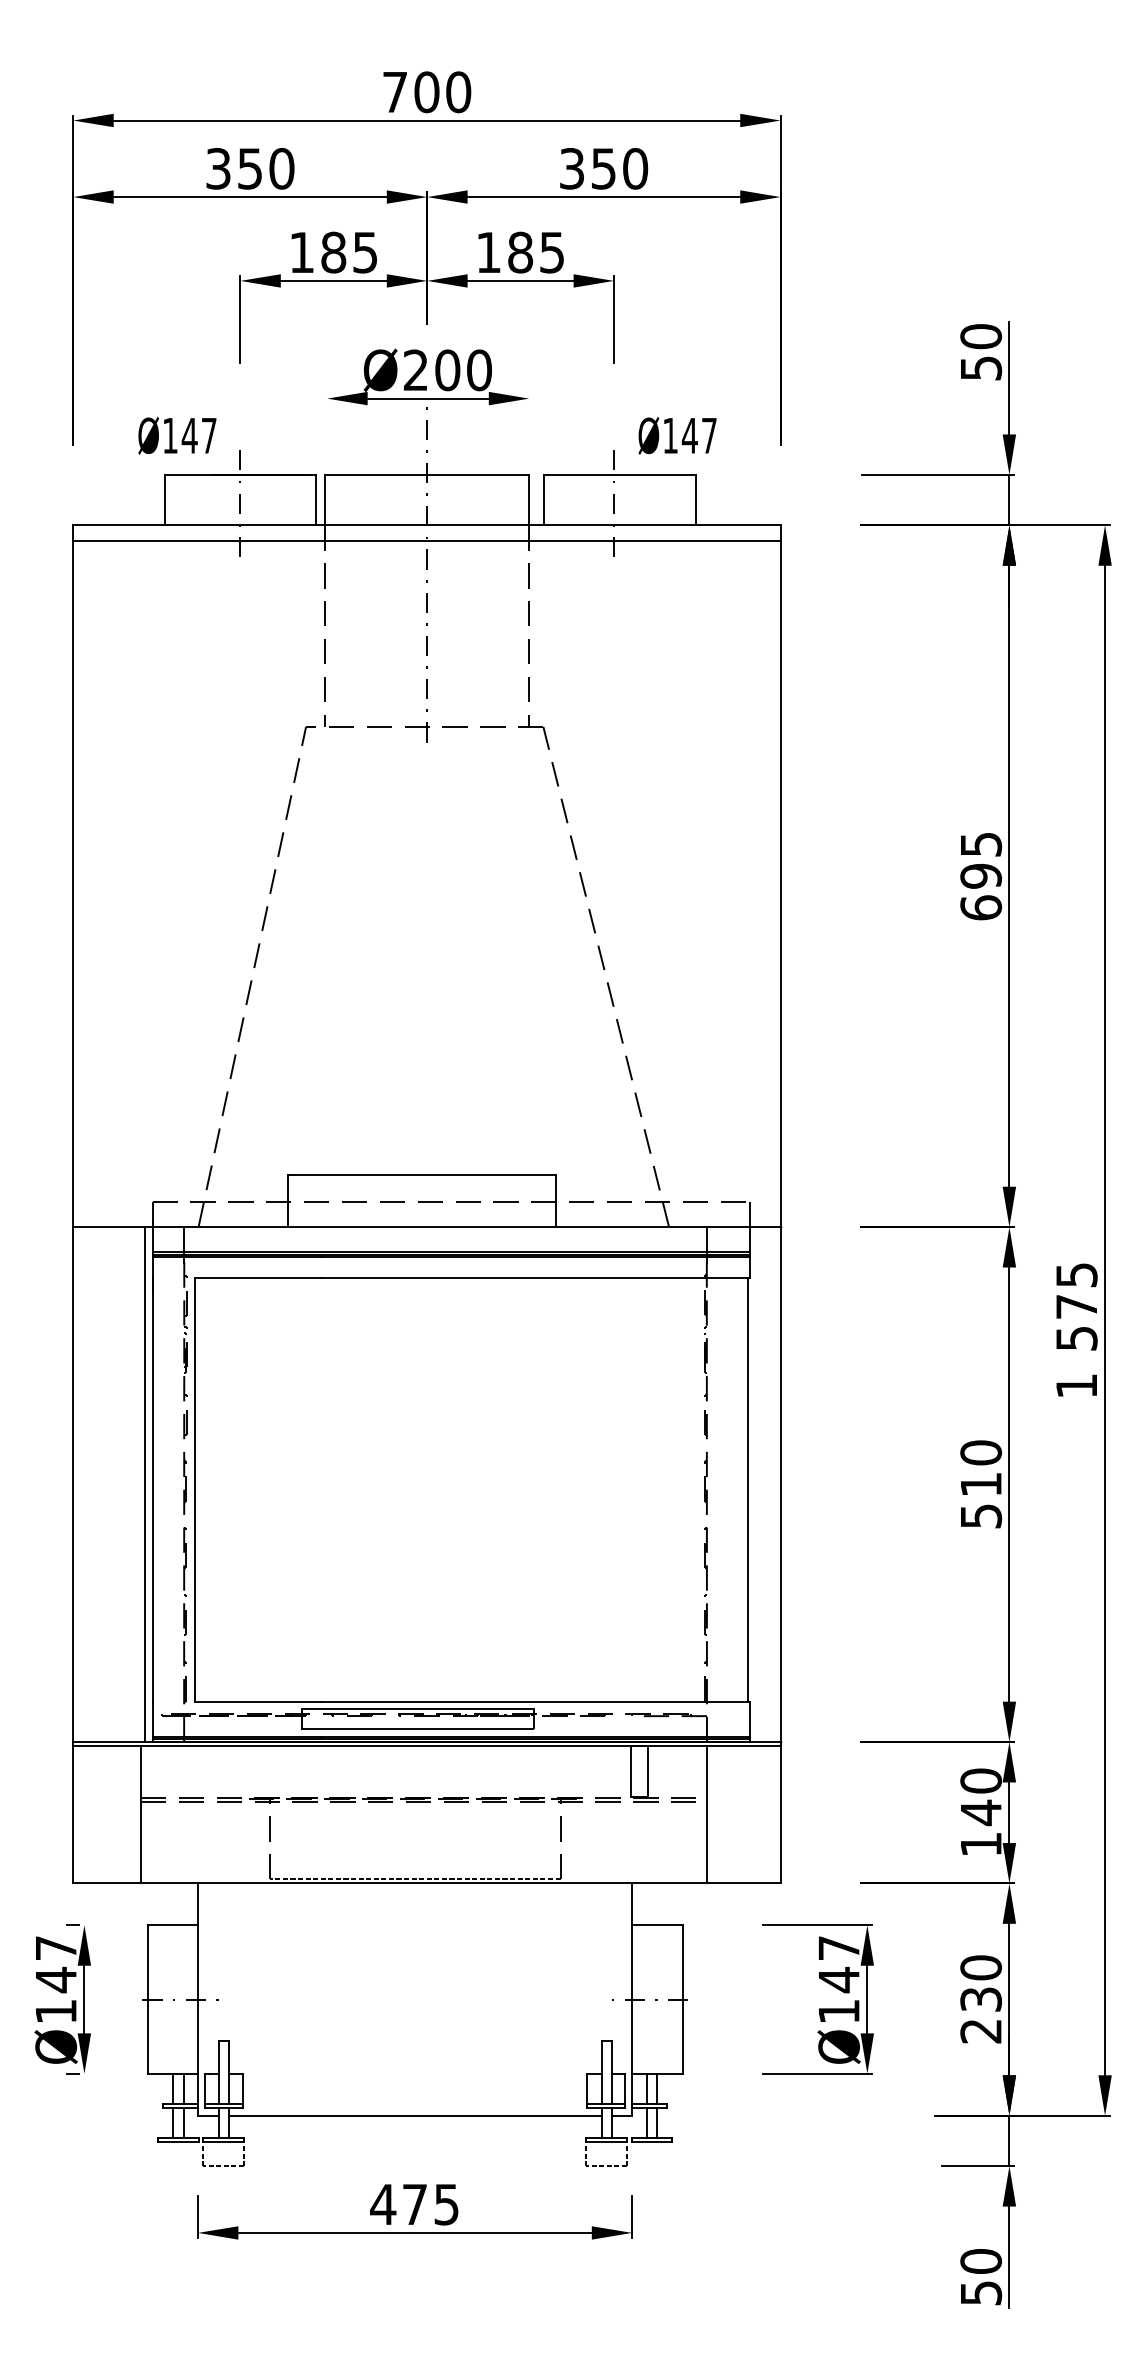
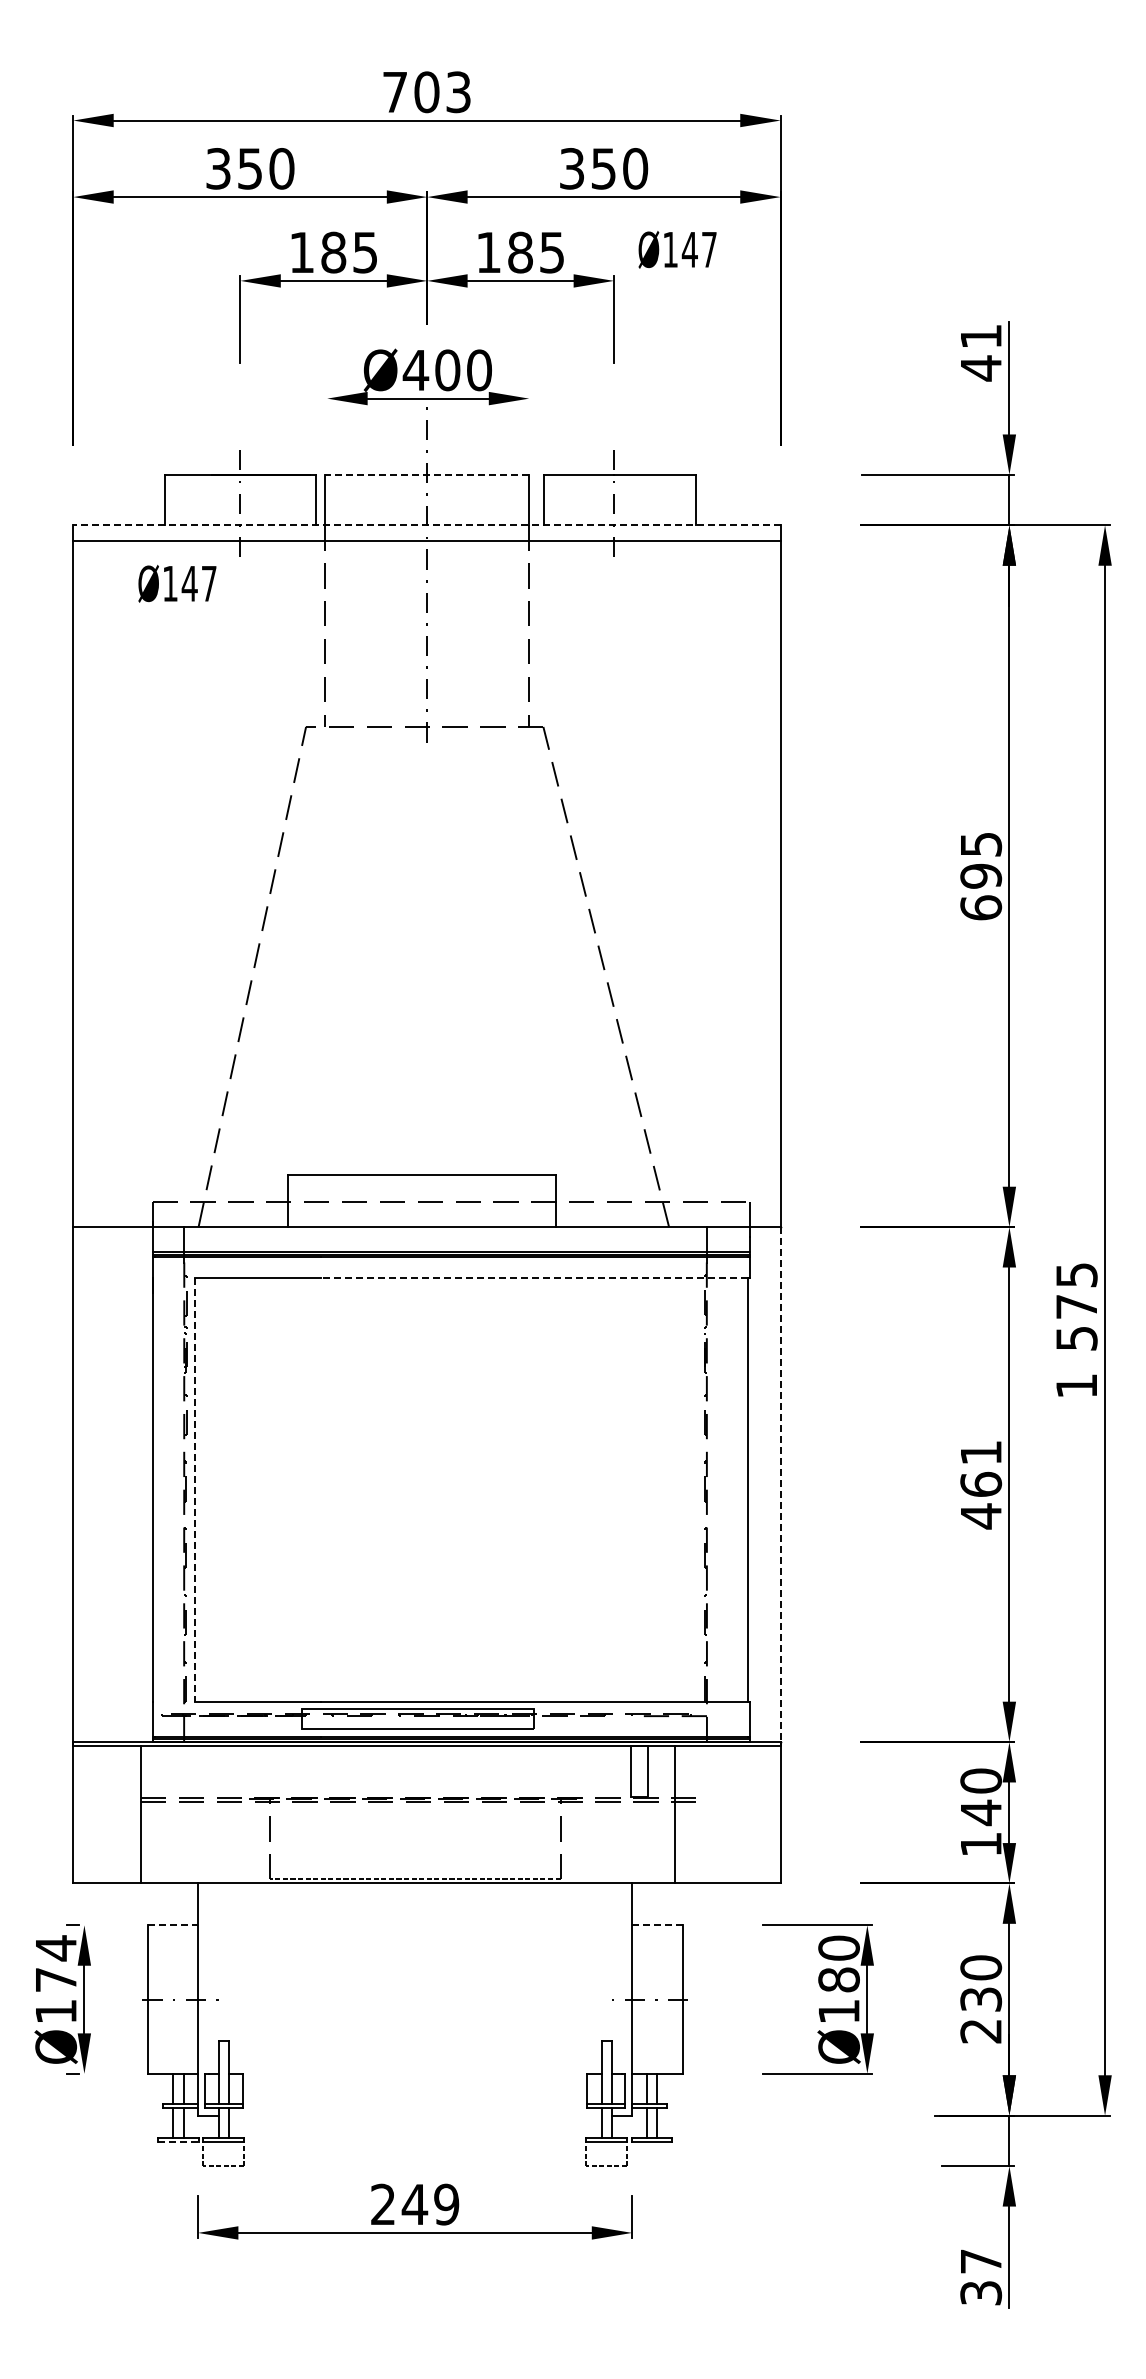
text: 700 -> 703 (458, 92)
text: 50 -> 41 (981, 352)
text: Ø200 -> Ø400 (415, 369)
text position: (177, 435) -> (177, 583) (177, 583)
text position: (677, 435) -> (677, 249) (677, 249)
line: solid -> dashed (427, 474)
line: solid -> dashed (427, 525)
line: solid -> dashed (534, 1277)
line: present -> none (144, 1484)
text: 510 -> 461 (981, 1484)
line: solid -> dashed (780, 1485)
line: solid -> dashed (195, 1490)
line position: (706, 1814) -> (674, 1814) (674, 1814)
line: solid -> dashed (173, 1925)
line: solid -> dashed (656, 1925)
text: Ø147 -> Ø174 (56, 1964)
text: Ø147 -> Ø180 (838, 1964)
line: present -> none (414, 2115)
line: solid -> dashed (179, 2142)
text: 475 -> 249 (414, 2204)
text: 50 -> 37 (981, 2276)
